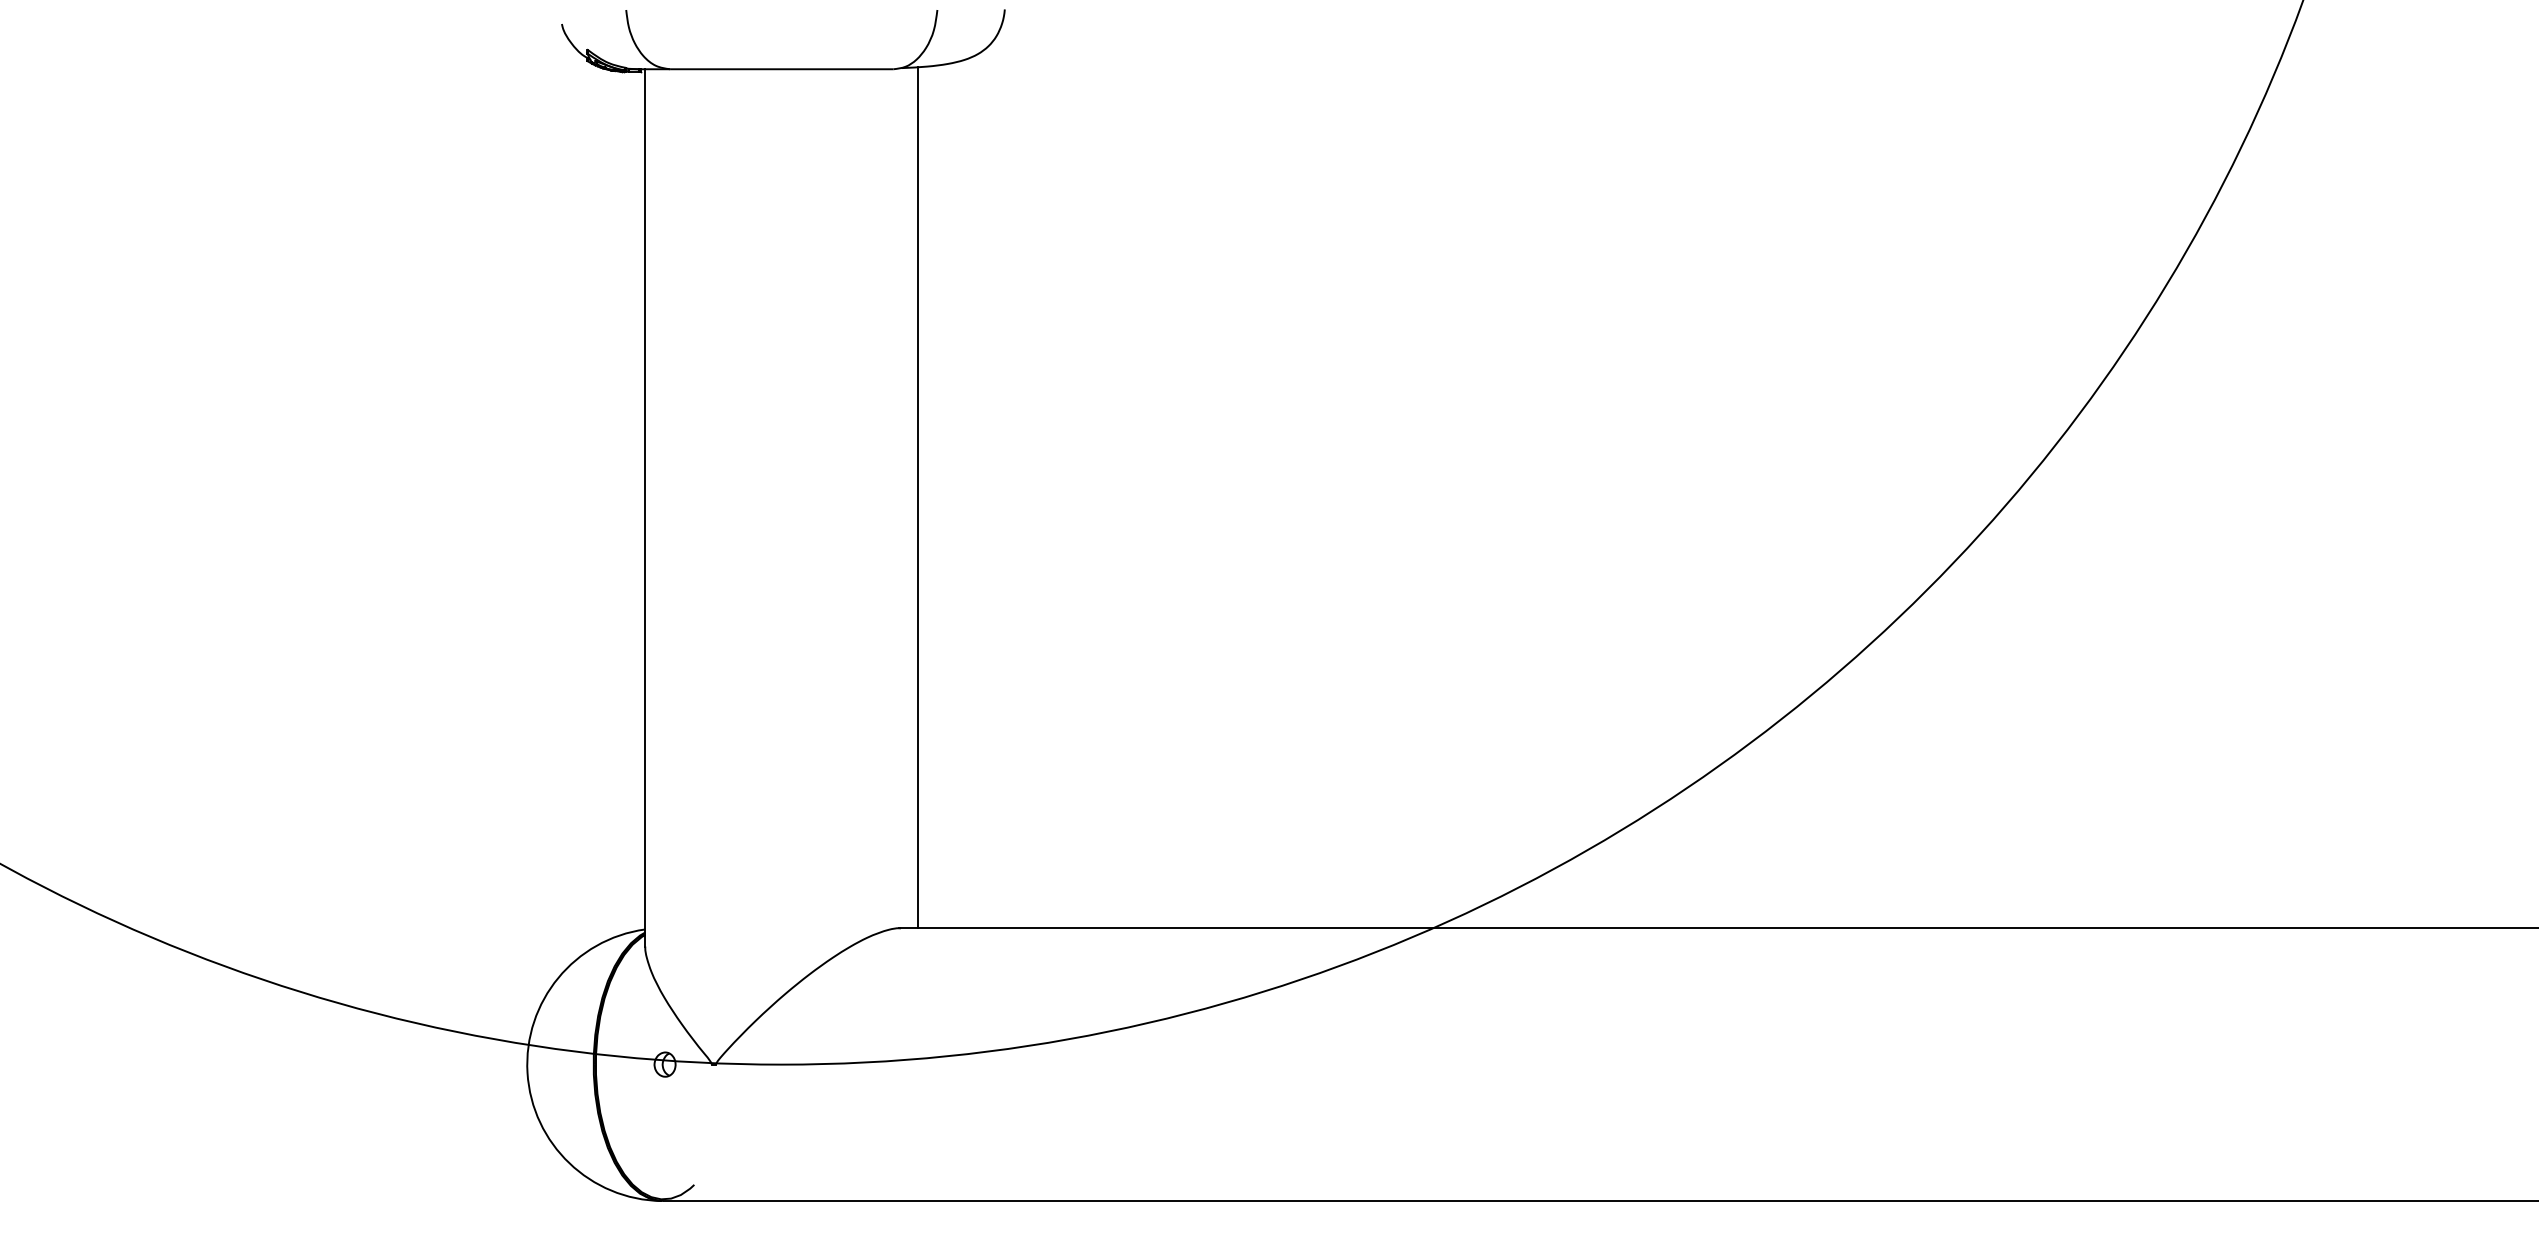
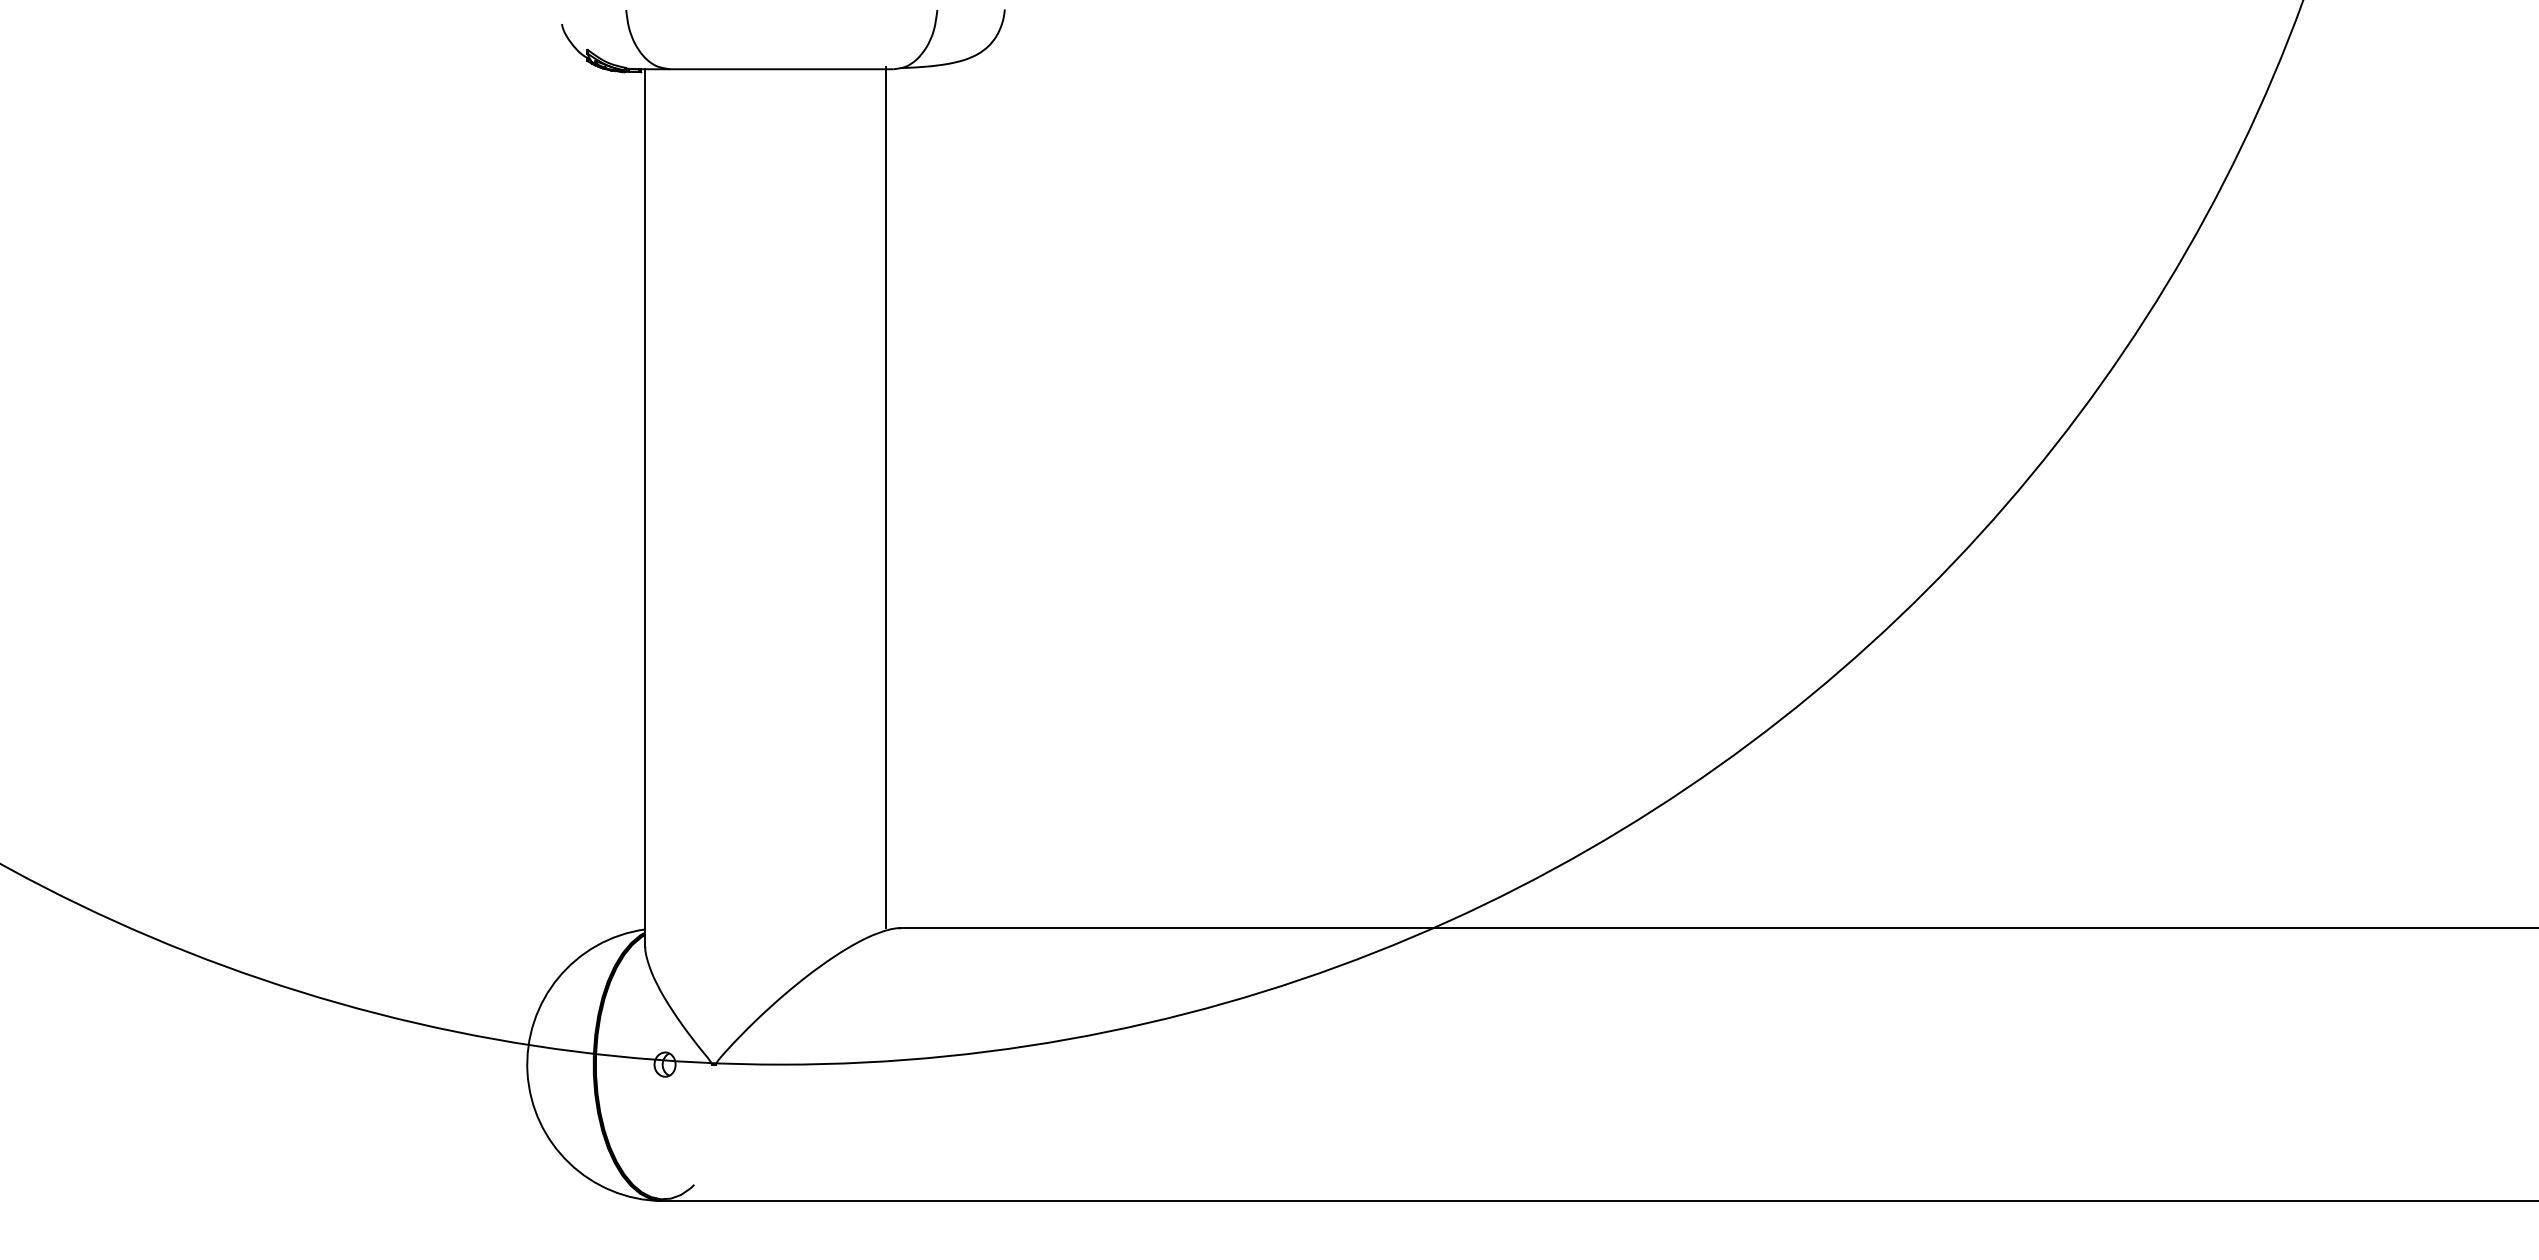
line position: (918, 497) -> (886, 497) (886, 497)
